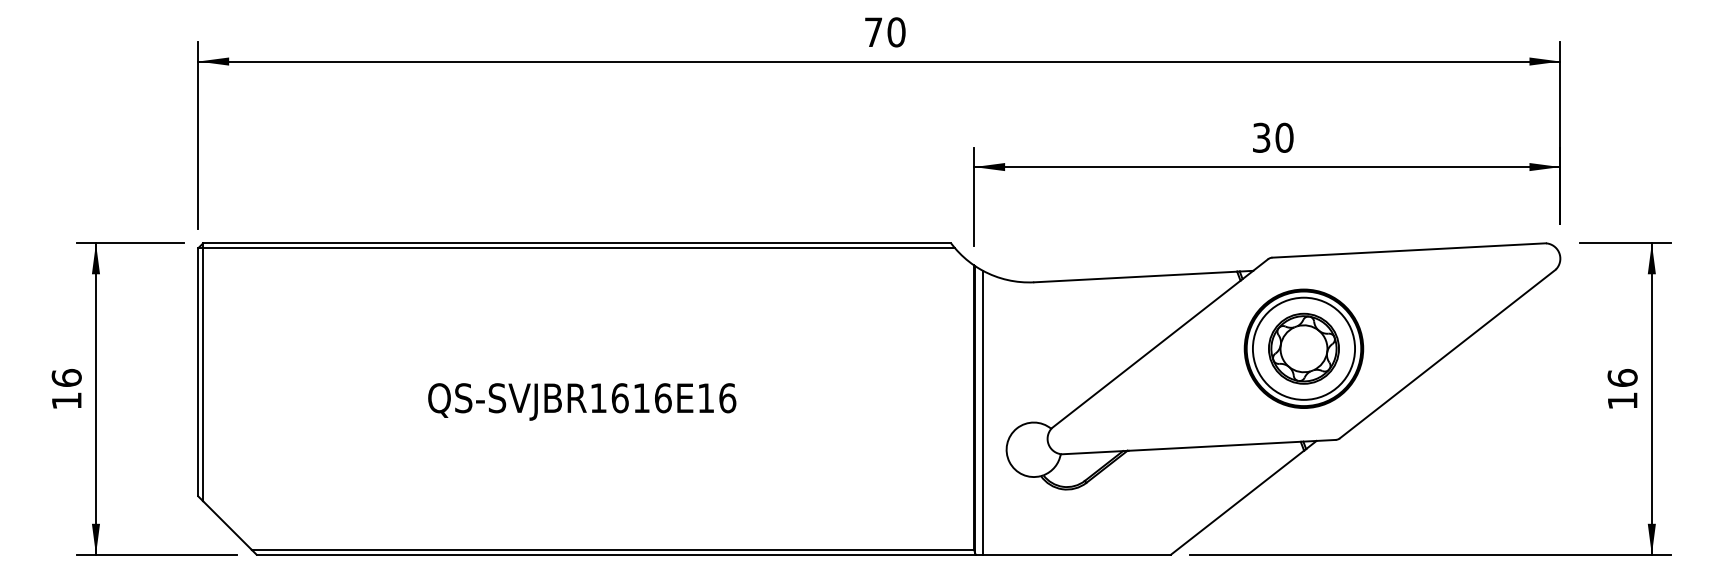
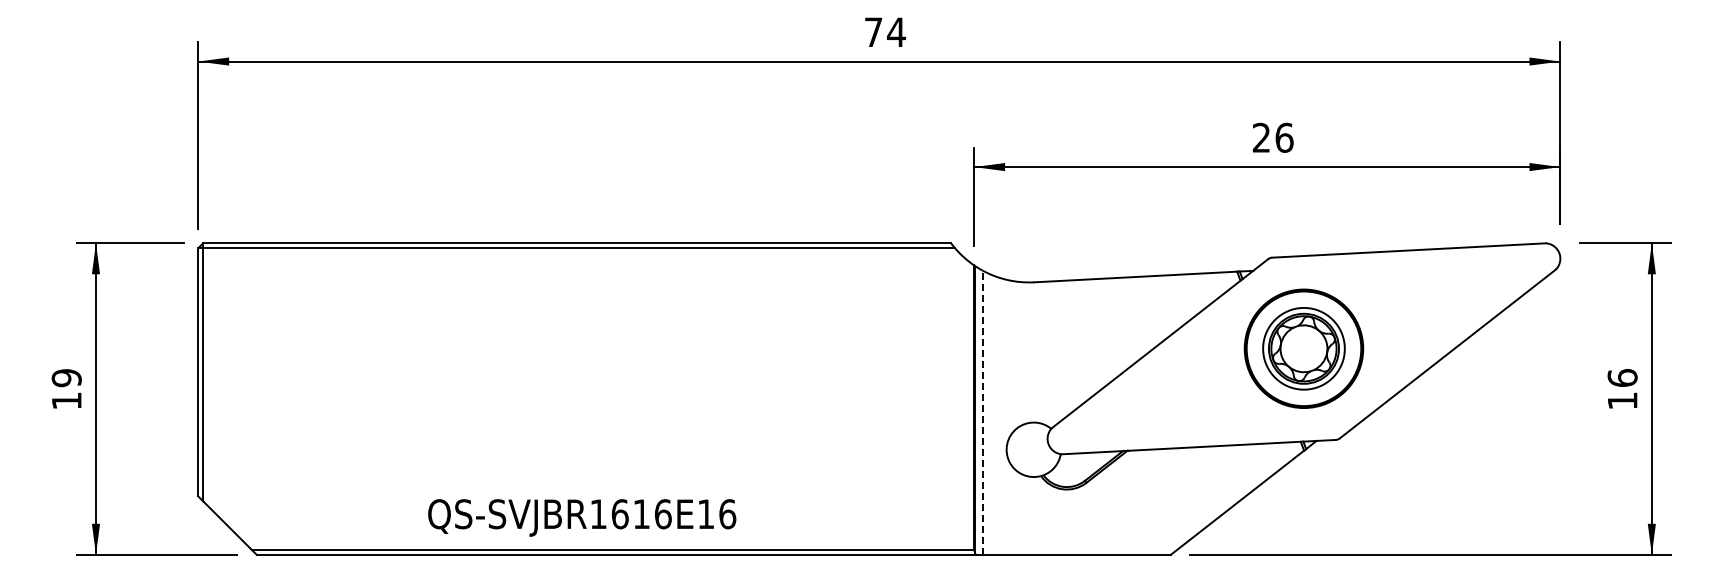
text: 70 -> 74 (896, 32)
text: 30 -> 26 (1272, 137)
circle diameter: 102 px -> 82 px (1303, 348)
text: 16 -> 19 (66, 378)
text position: (582, 401) -> (582, 517) (582, 517)
line: solid -> dashed (982, 412)
